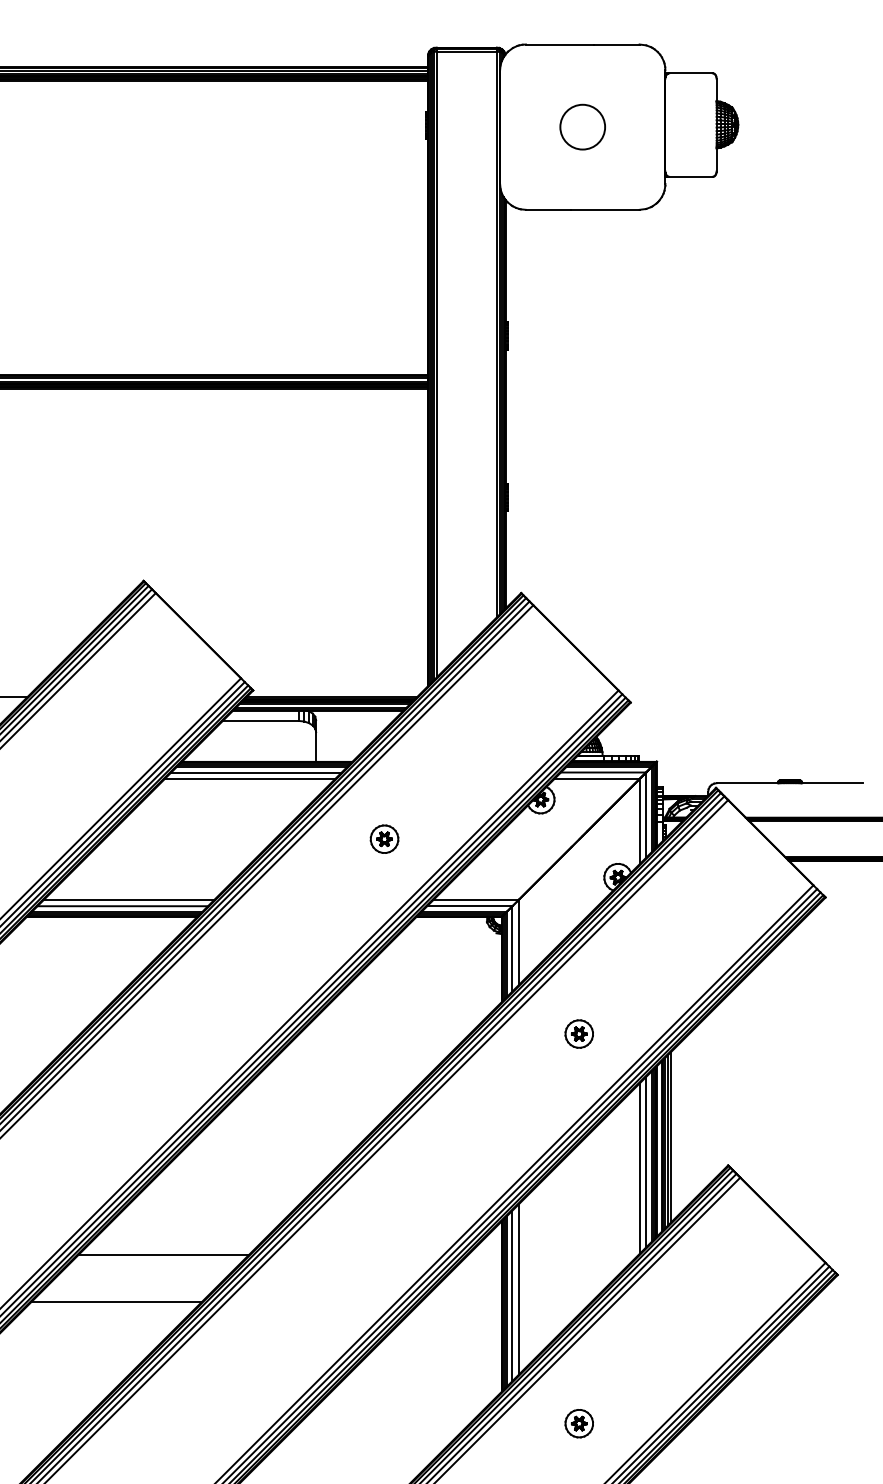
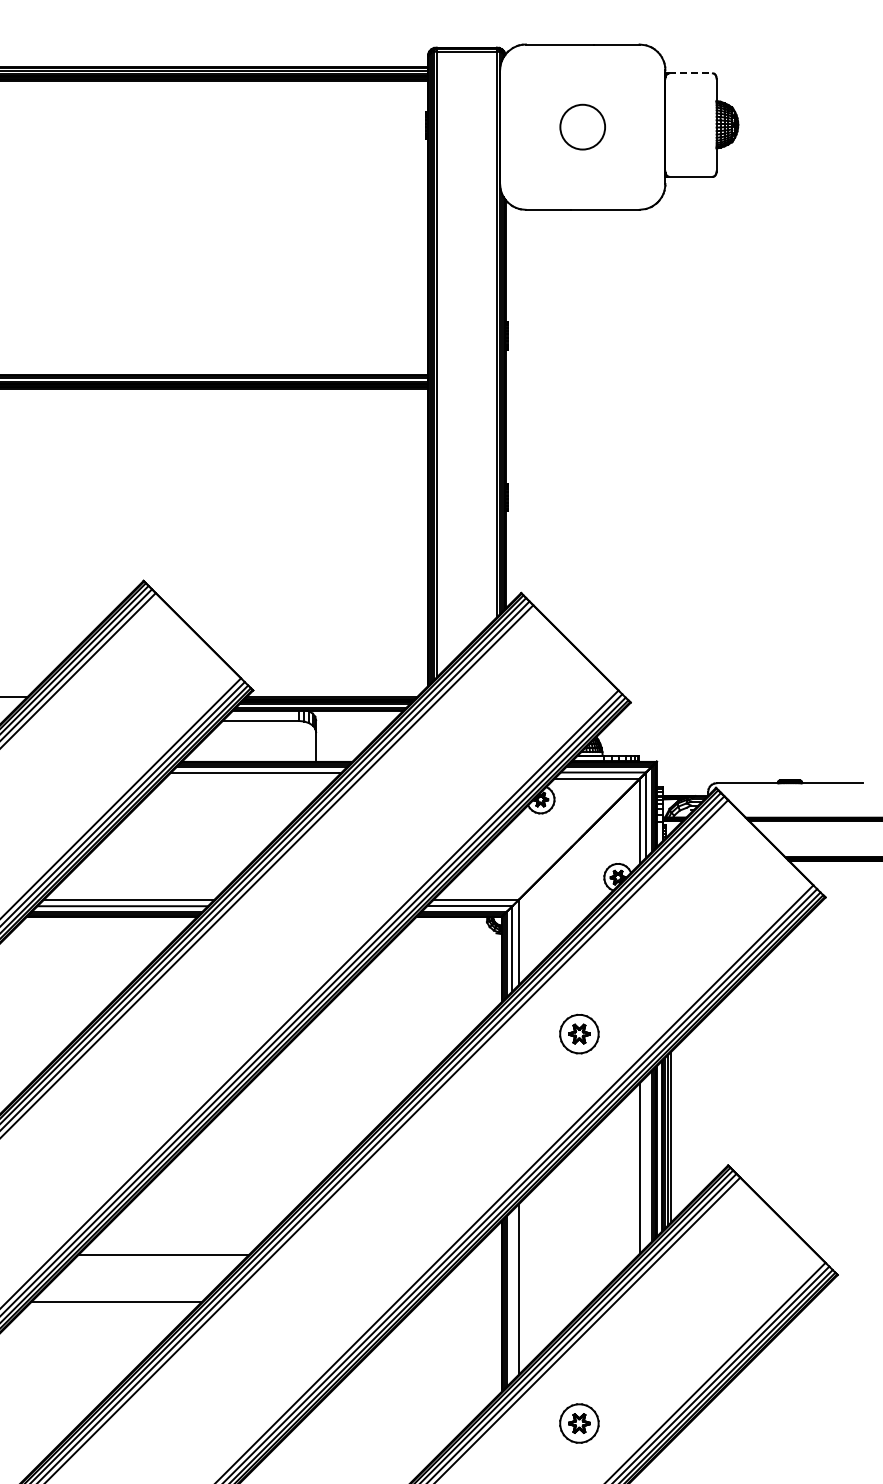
line: solid -> dashed (690, 73)
line: present -> none (249, 779)
part: present -> none (384, 838)
part size: 30x30 px -> 41x42 px (579, 1033)
line: present -> none (646, 1161)
line: present -> none (512, 1295)
part size: 30x30 px -> 41x41 px (579, 1423)
